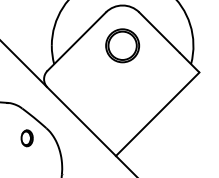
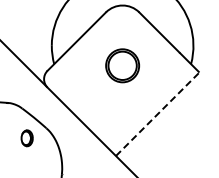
part position: (122, 45) -> (122, 65) (122, 65)
line: solid -> dashed (158, 113)
